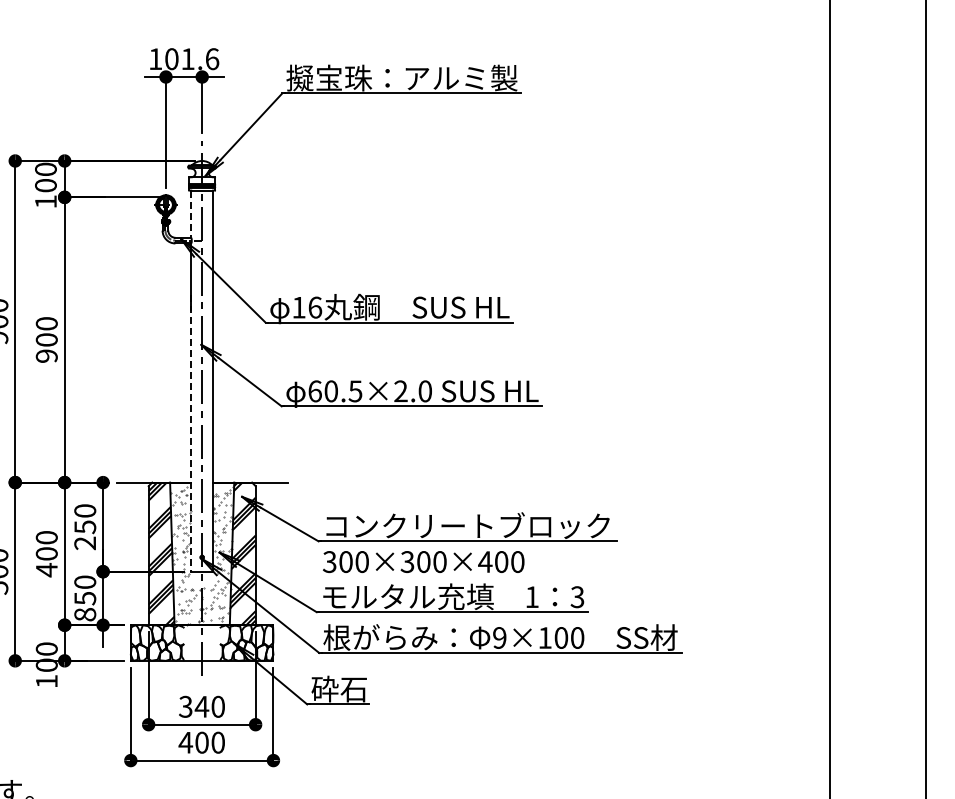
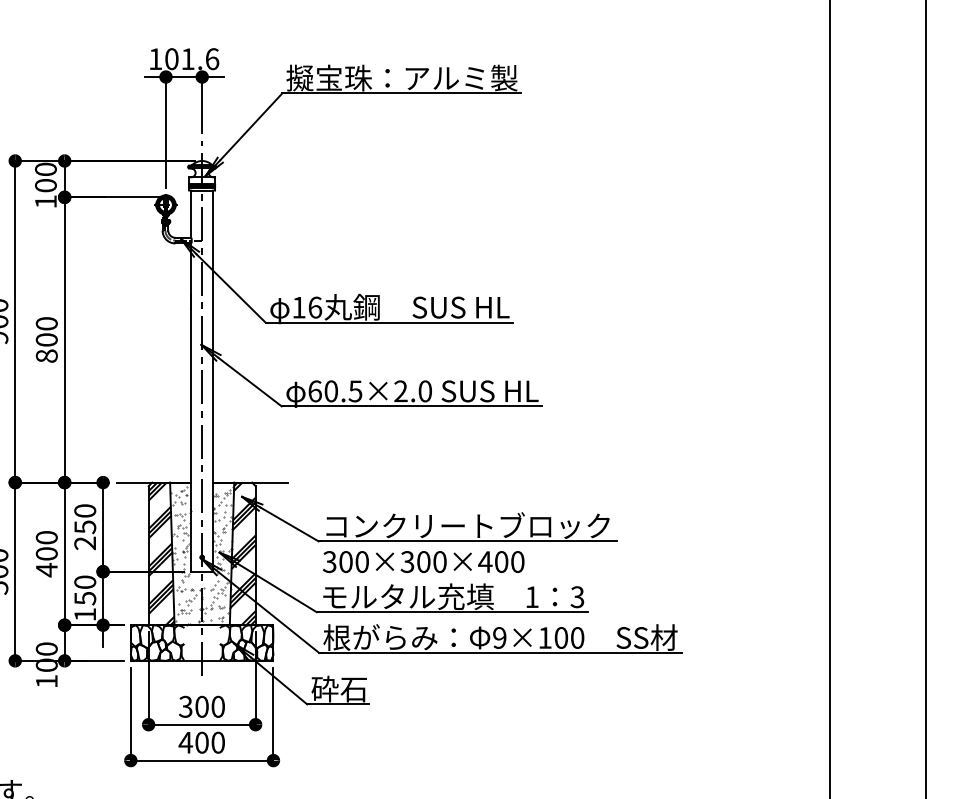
line: dashed -> solid (191, 214)
text: 900 -> 800 (46, 355)
line: dashed -> solid (191, 434)
text: 850 -> 150 (85, 614)
text: 340 -> 300 (201, 706)
